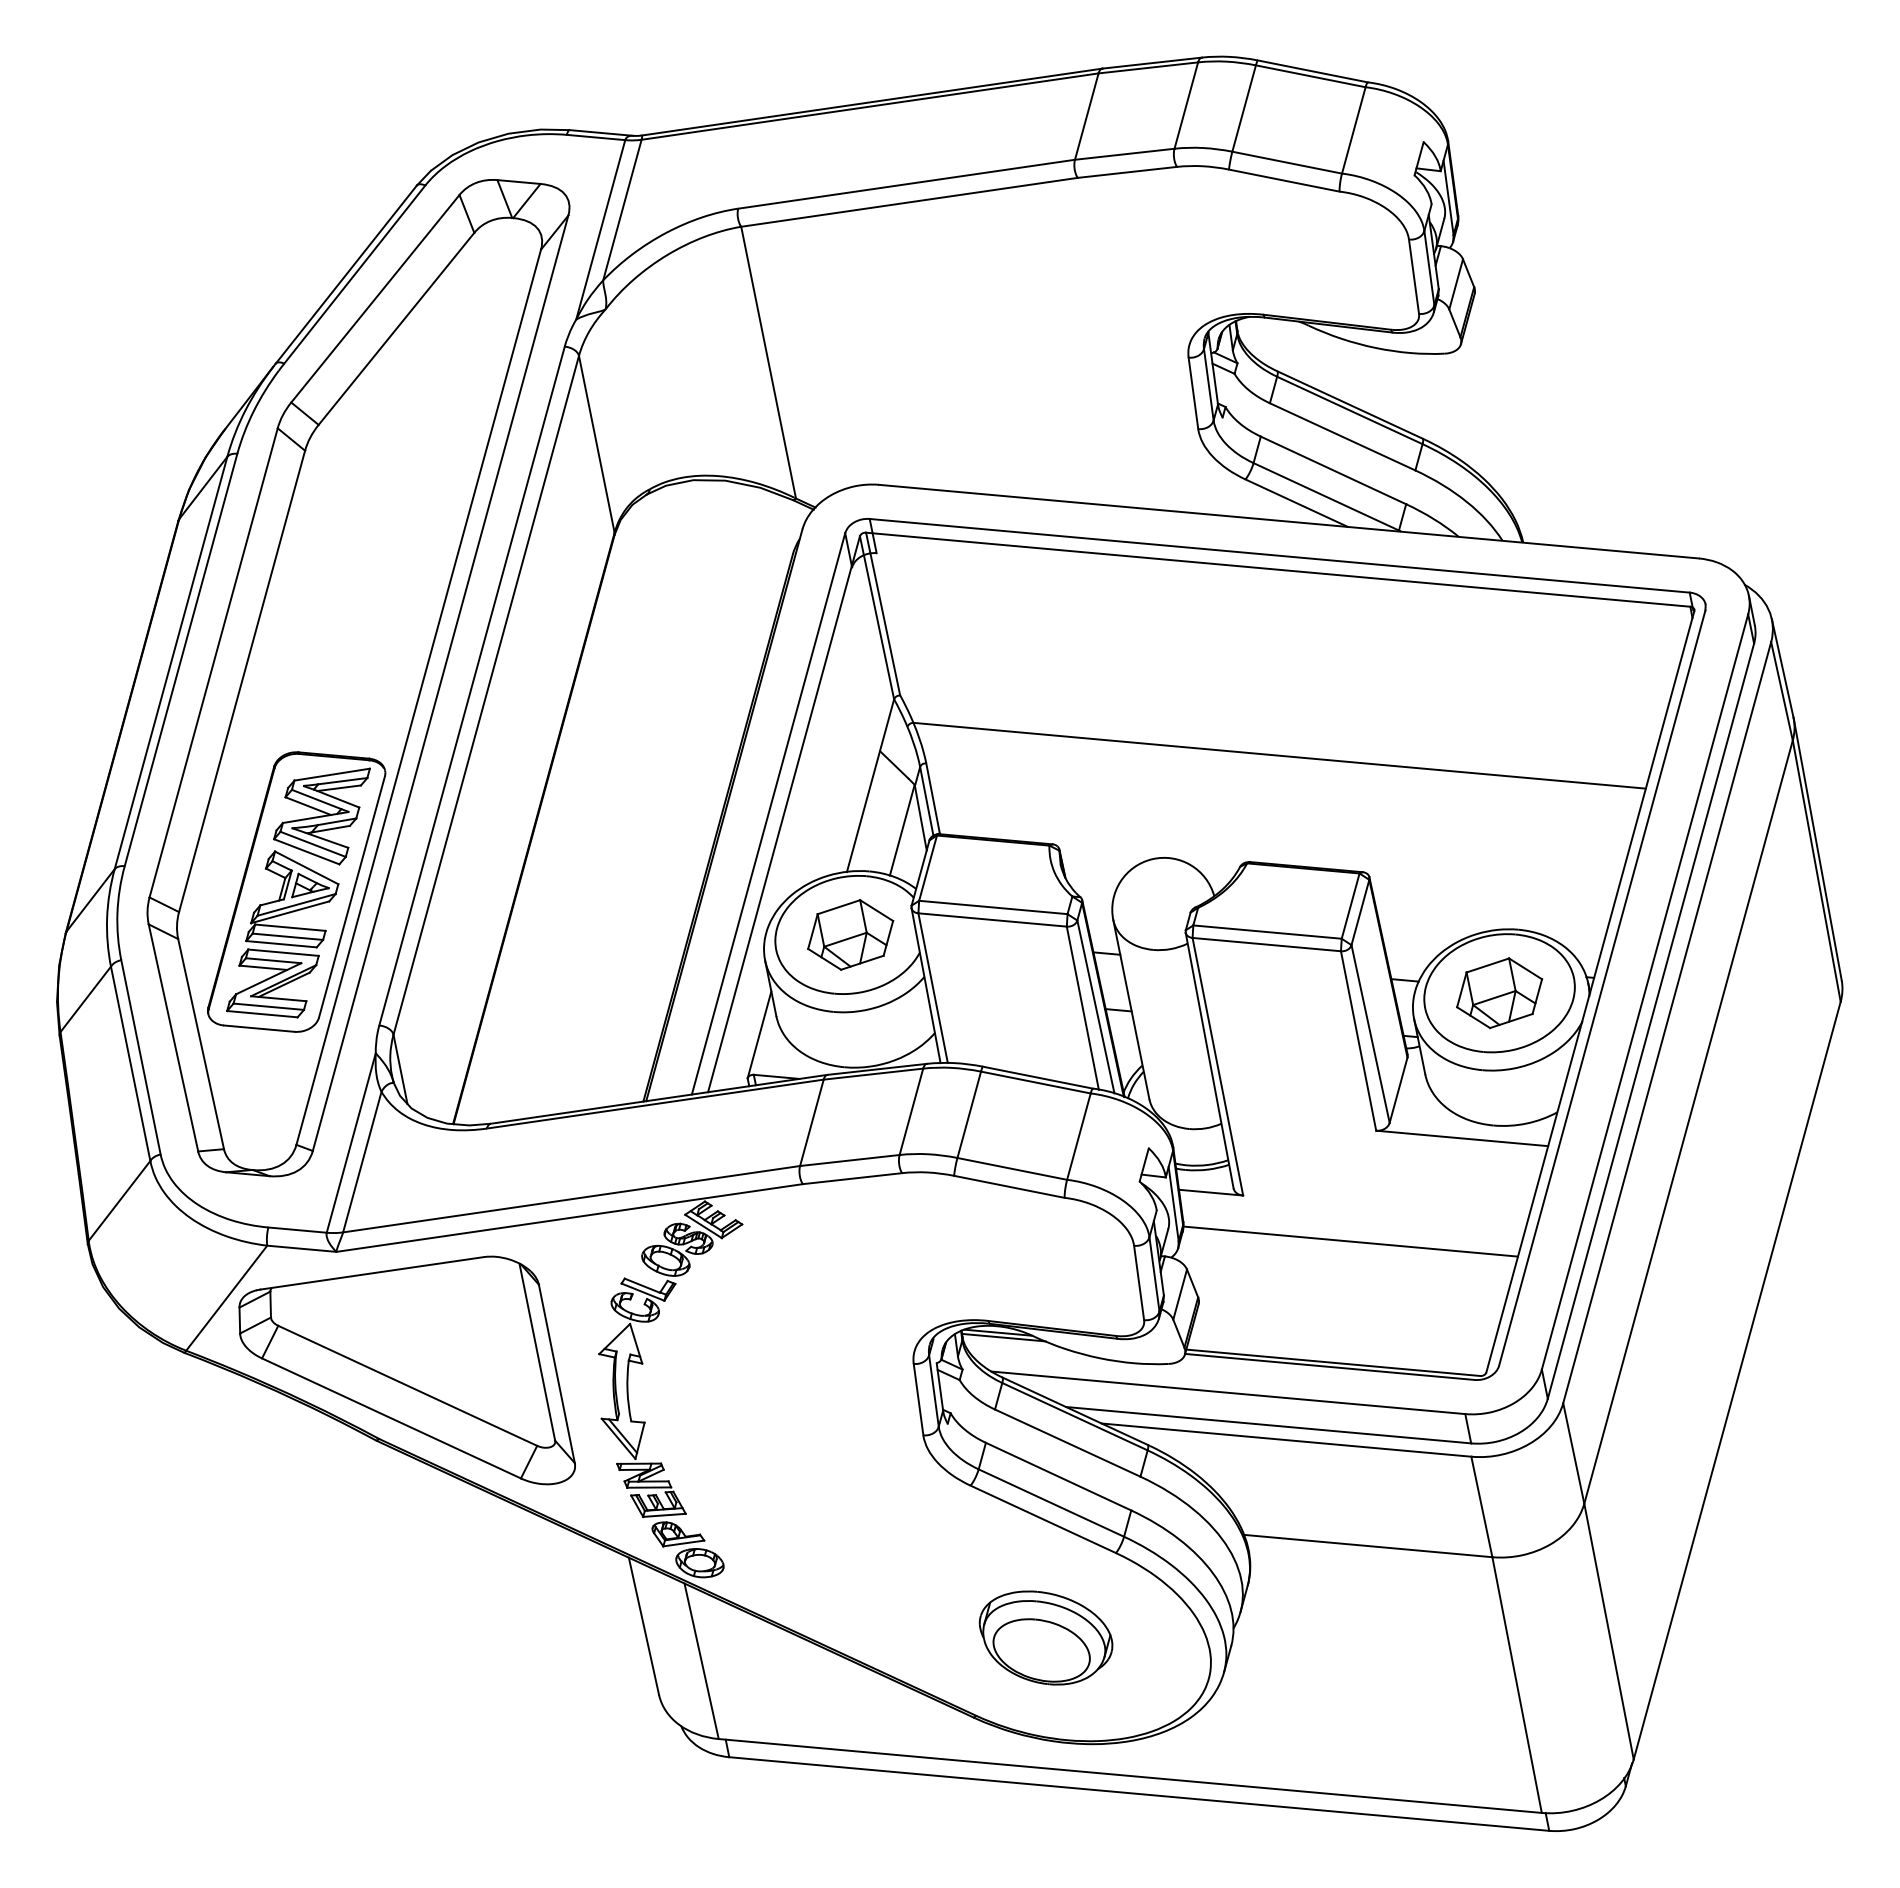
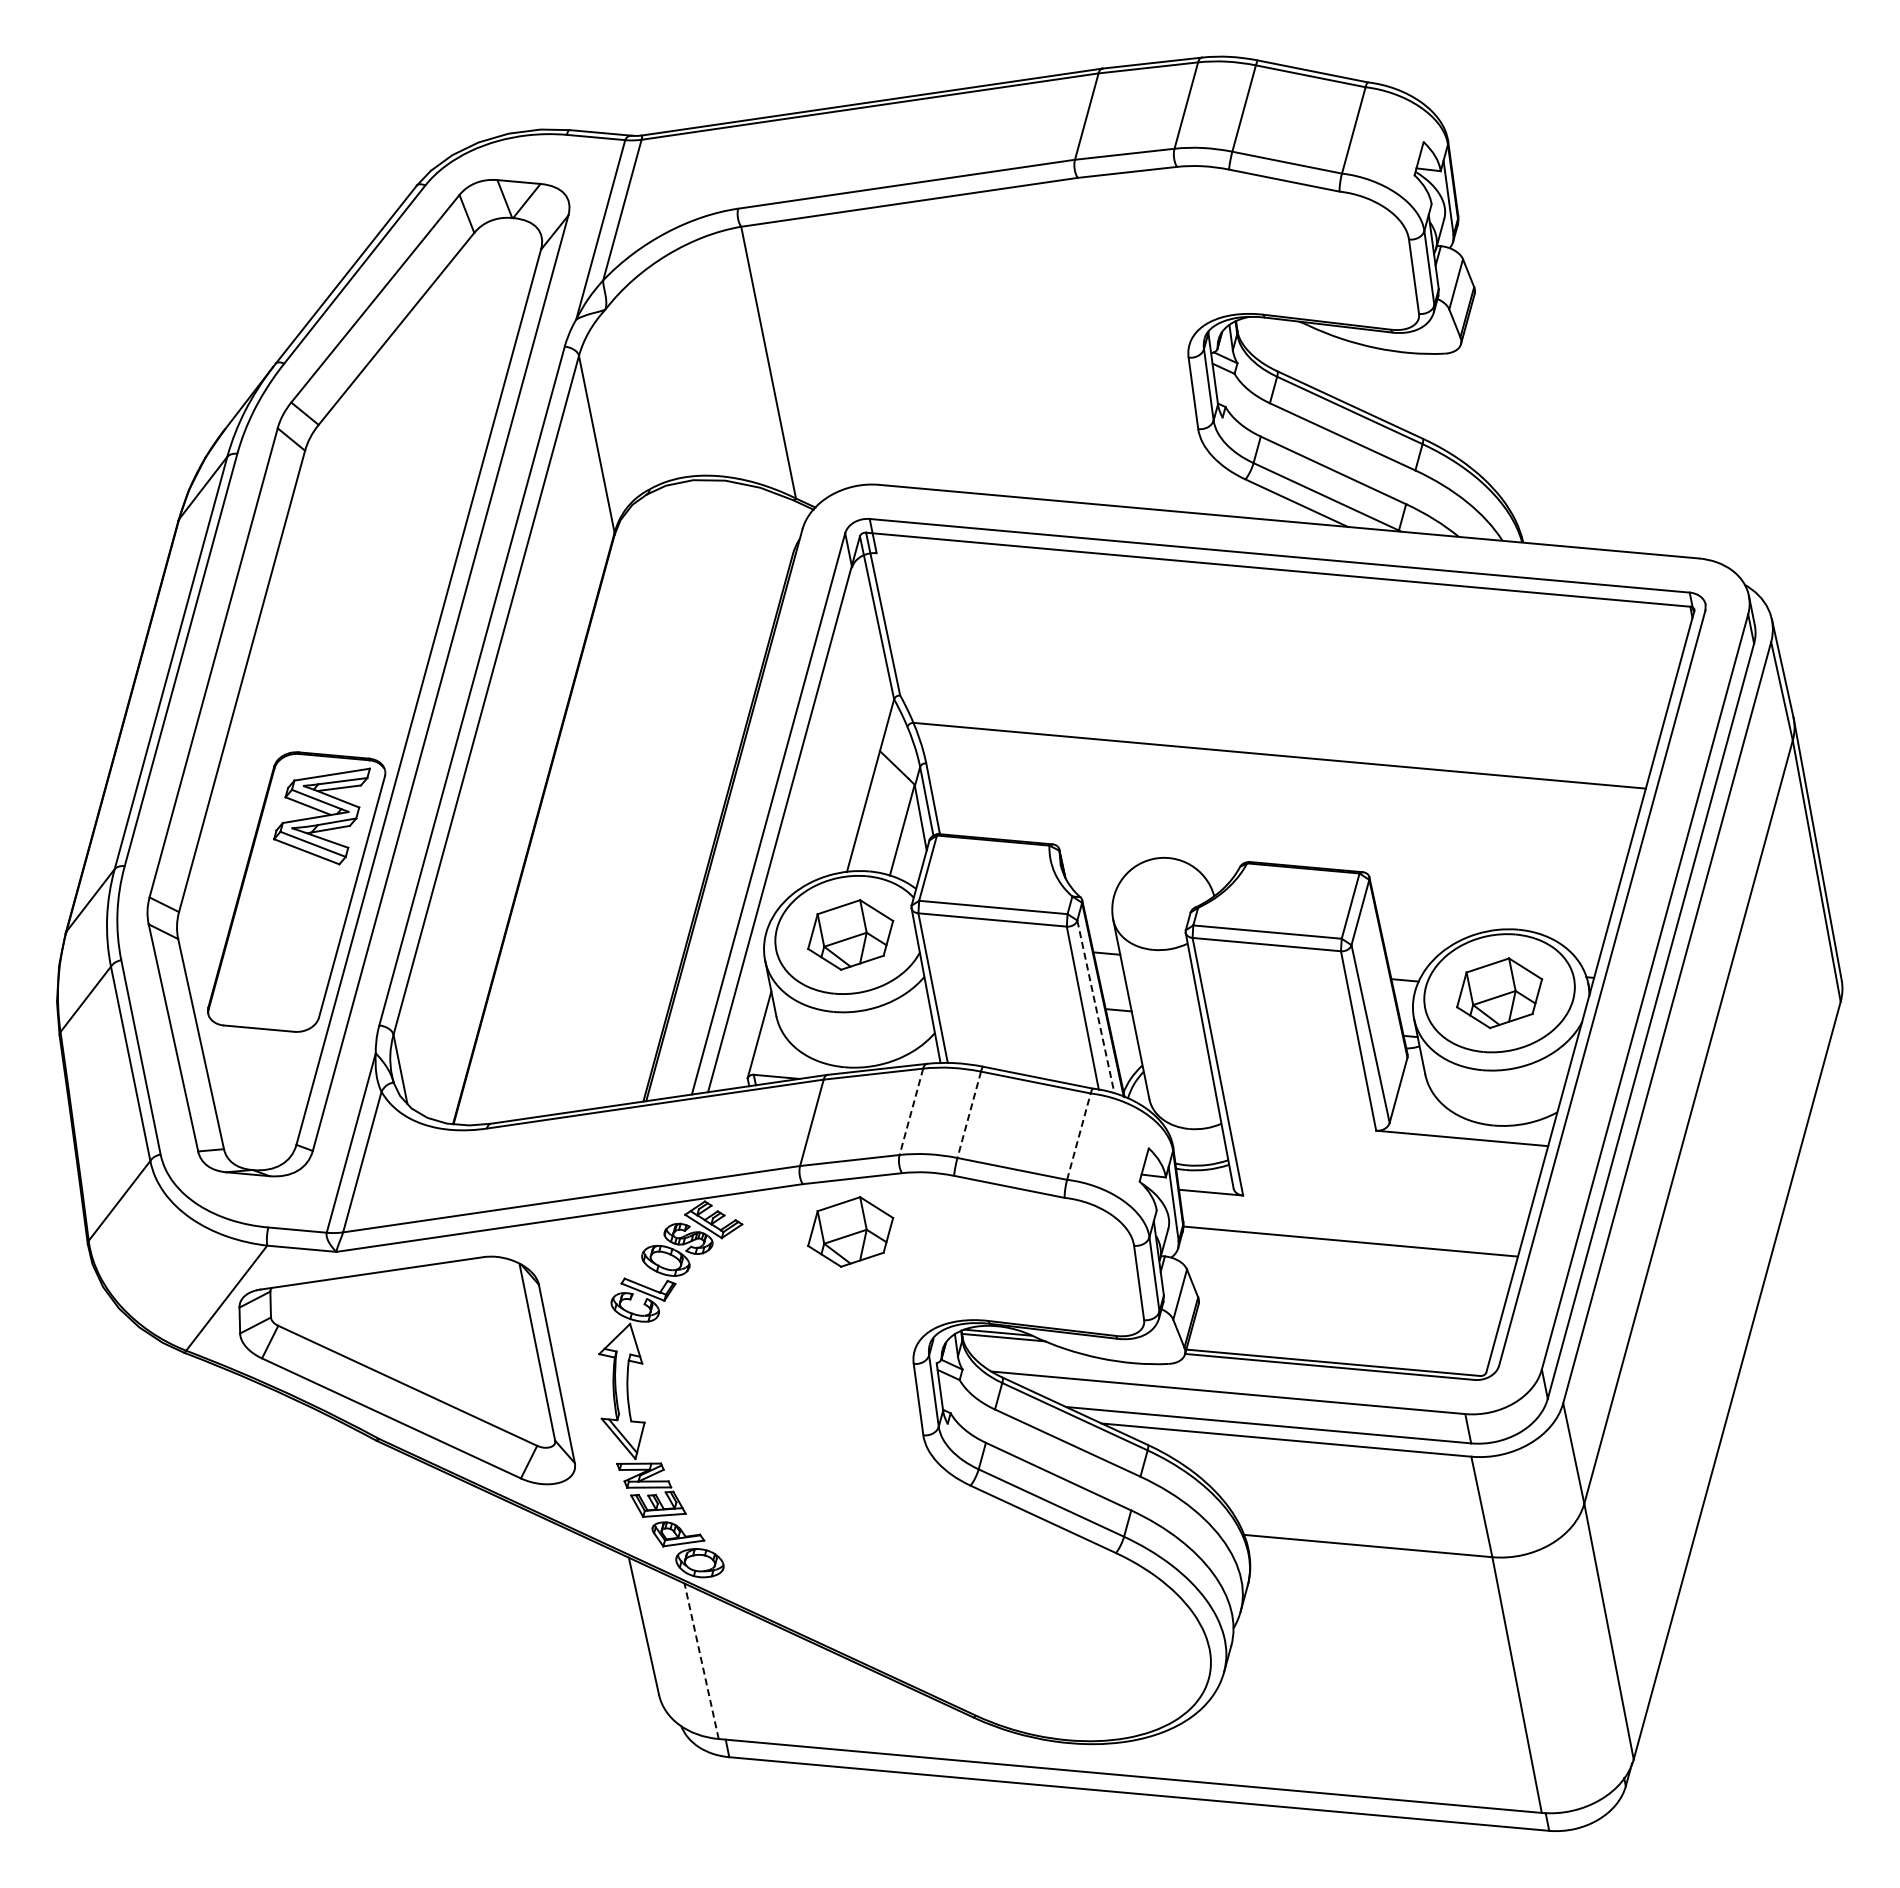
part: present -> none (282, 934)
line: solid -> dashed (1096, 1007)
line: solid -> dashed (911, 1111)
line: solid -> dashed (969, 1114)
line: solid -> dashed (1078, 1136)
part: none -> present (850, 1231)
part: present -> none (1045, 1637)
line: solid -> dashed (701, 1661)
